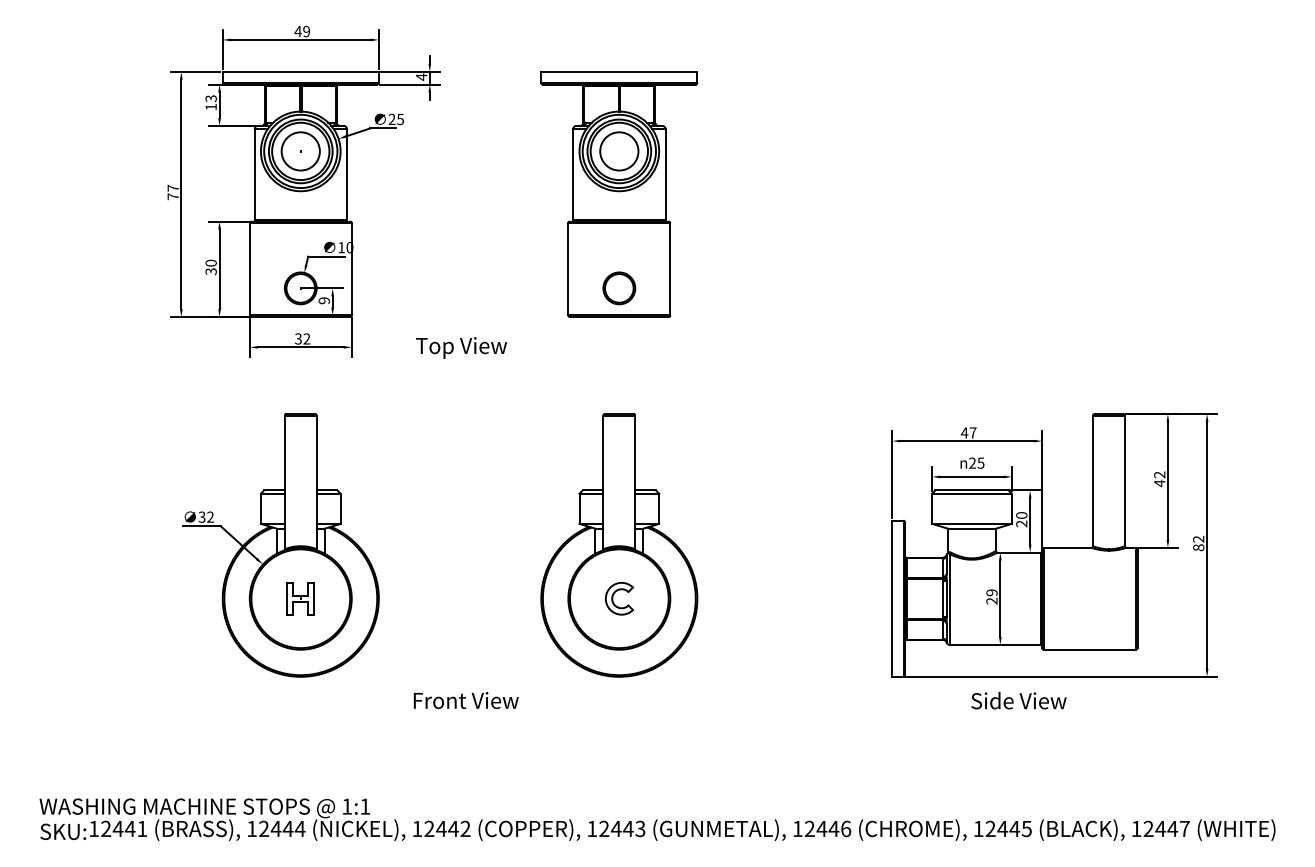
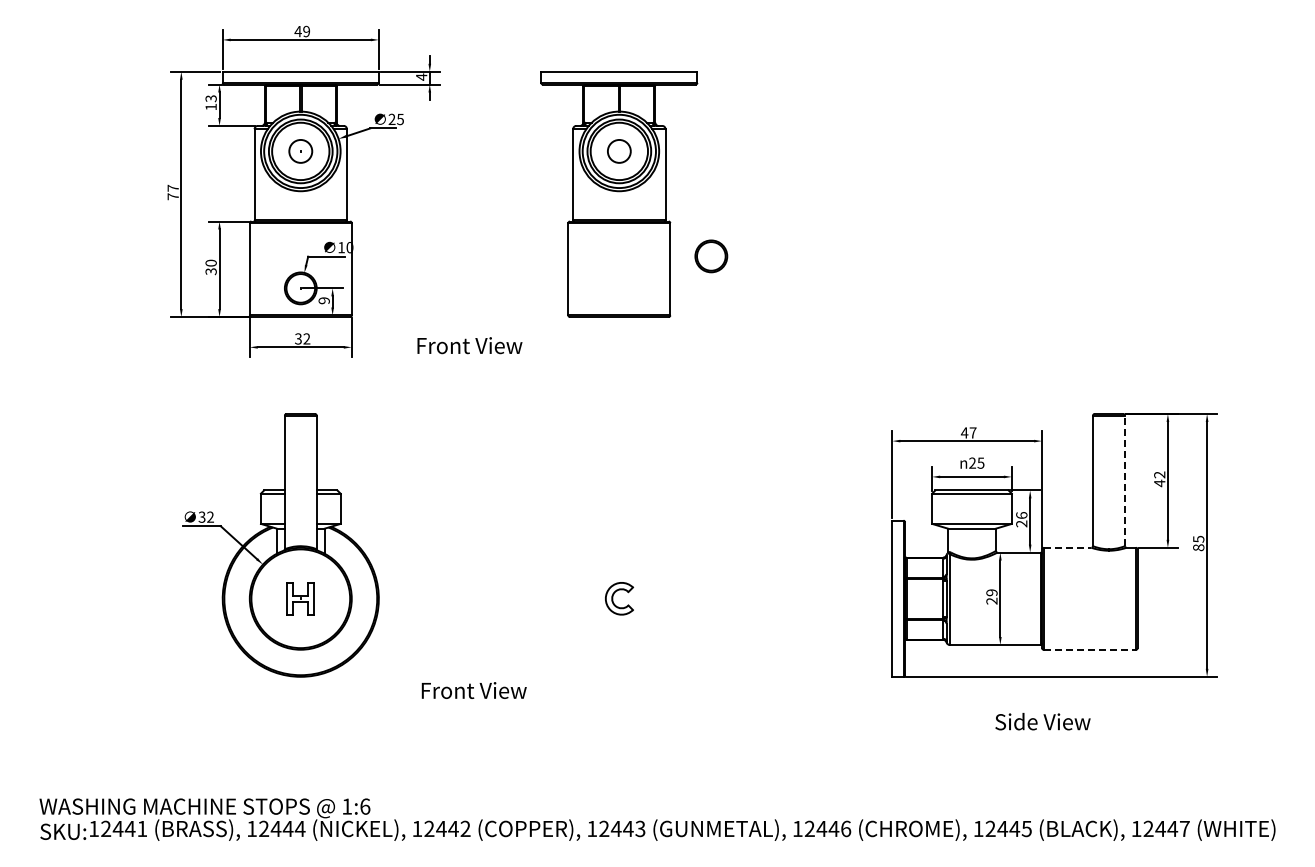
circle diameter: 38 px -> 23 px (300, 150)
circle diameter: 38 px -> 23 px (618, 150)
part position: (619, 288) -> (711, 256) (711, 256)
text: Top View -> Front View (469, 347)
line: solid -> dashed (1124, 480)
text: 20 -> 26 (1021, 515)
text: 82 -> 85 (1198, 538)
part: present -> none (619, 545)
line: solid -> dashed (1067, 547)
line: solid -> dashed (1090, 649)
text position: (465, 700) -> (473, 690) (473, 690)
text position: (1018, 700) -> (1042, 721) (1042, 721)
text: 1:1 -> 1:6 (365, 806)
